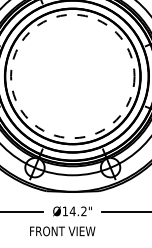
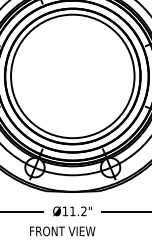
circle: dashed -> solid (72, 76)
text: Ø14.2" -> Ø11.2" (72, 211)
